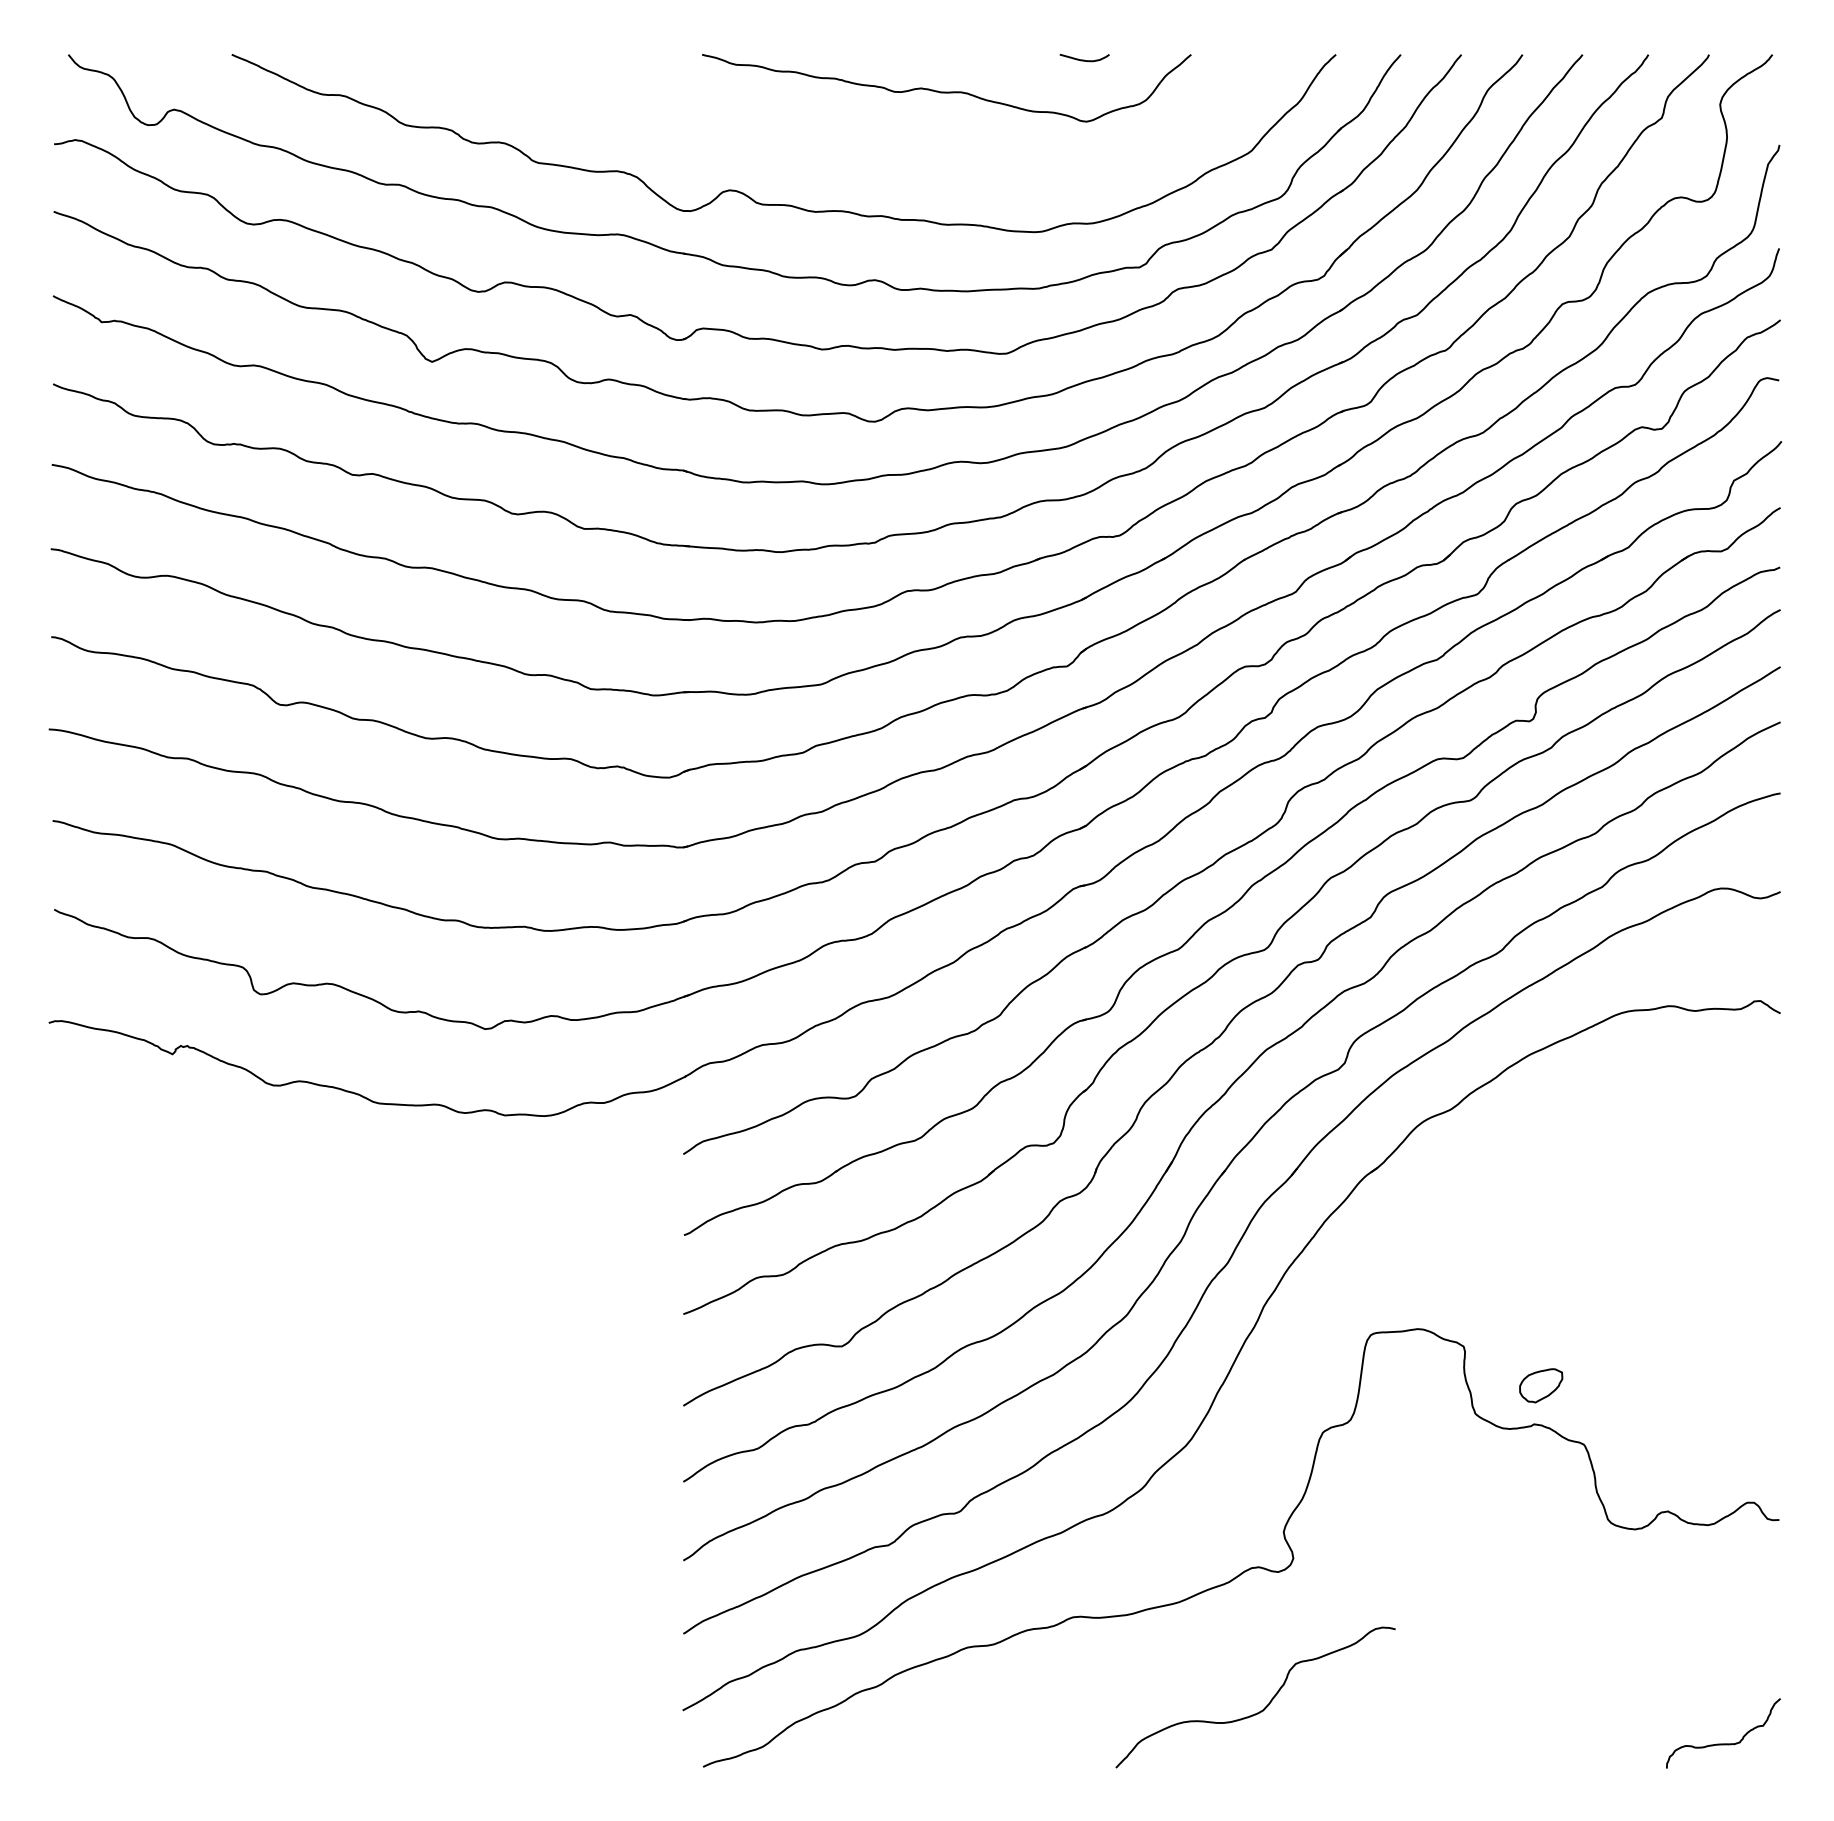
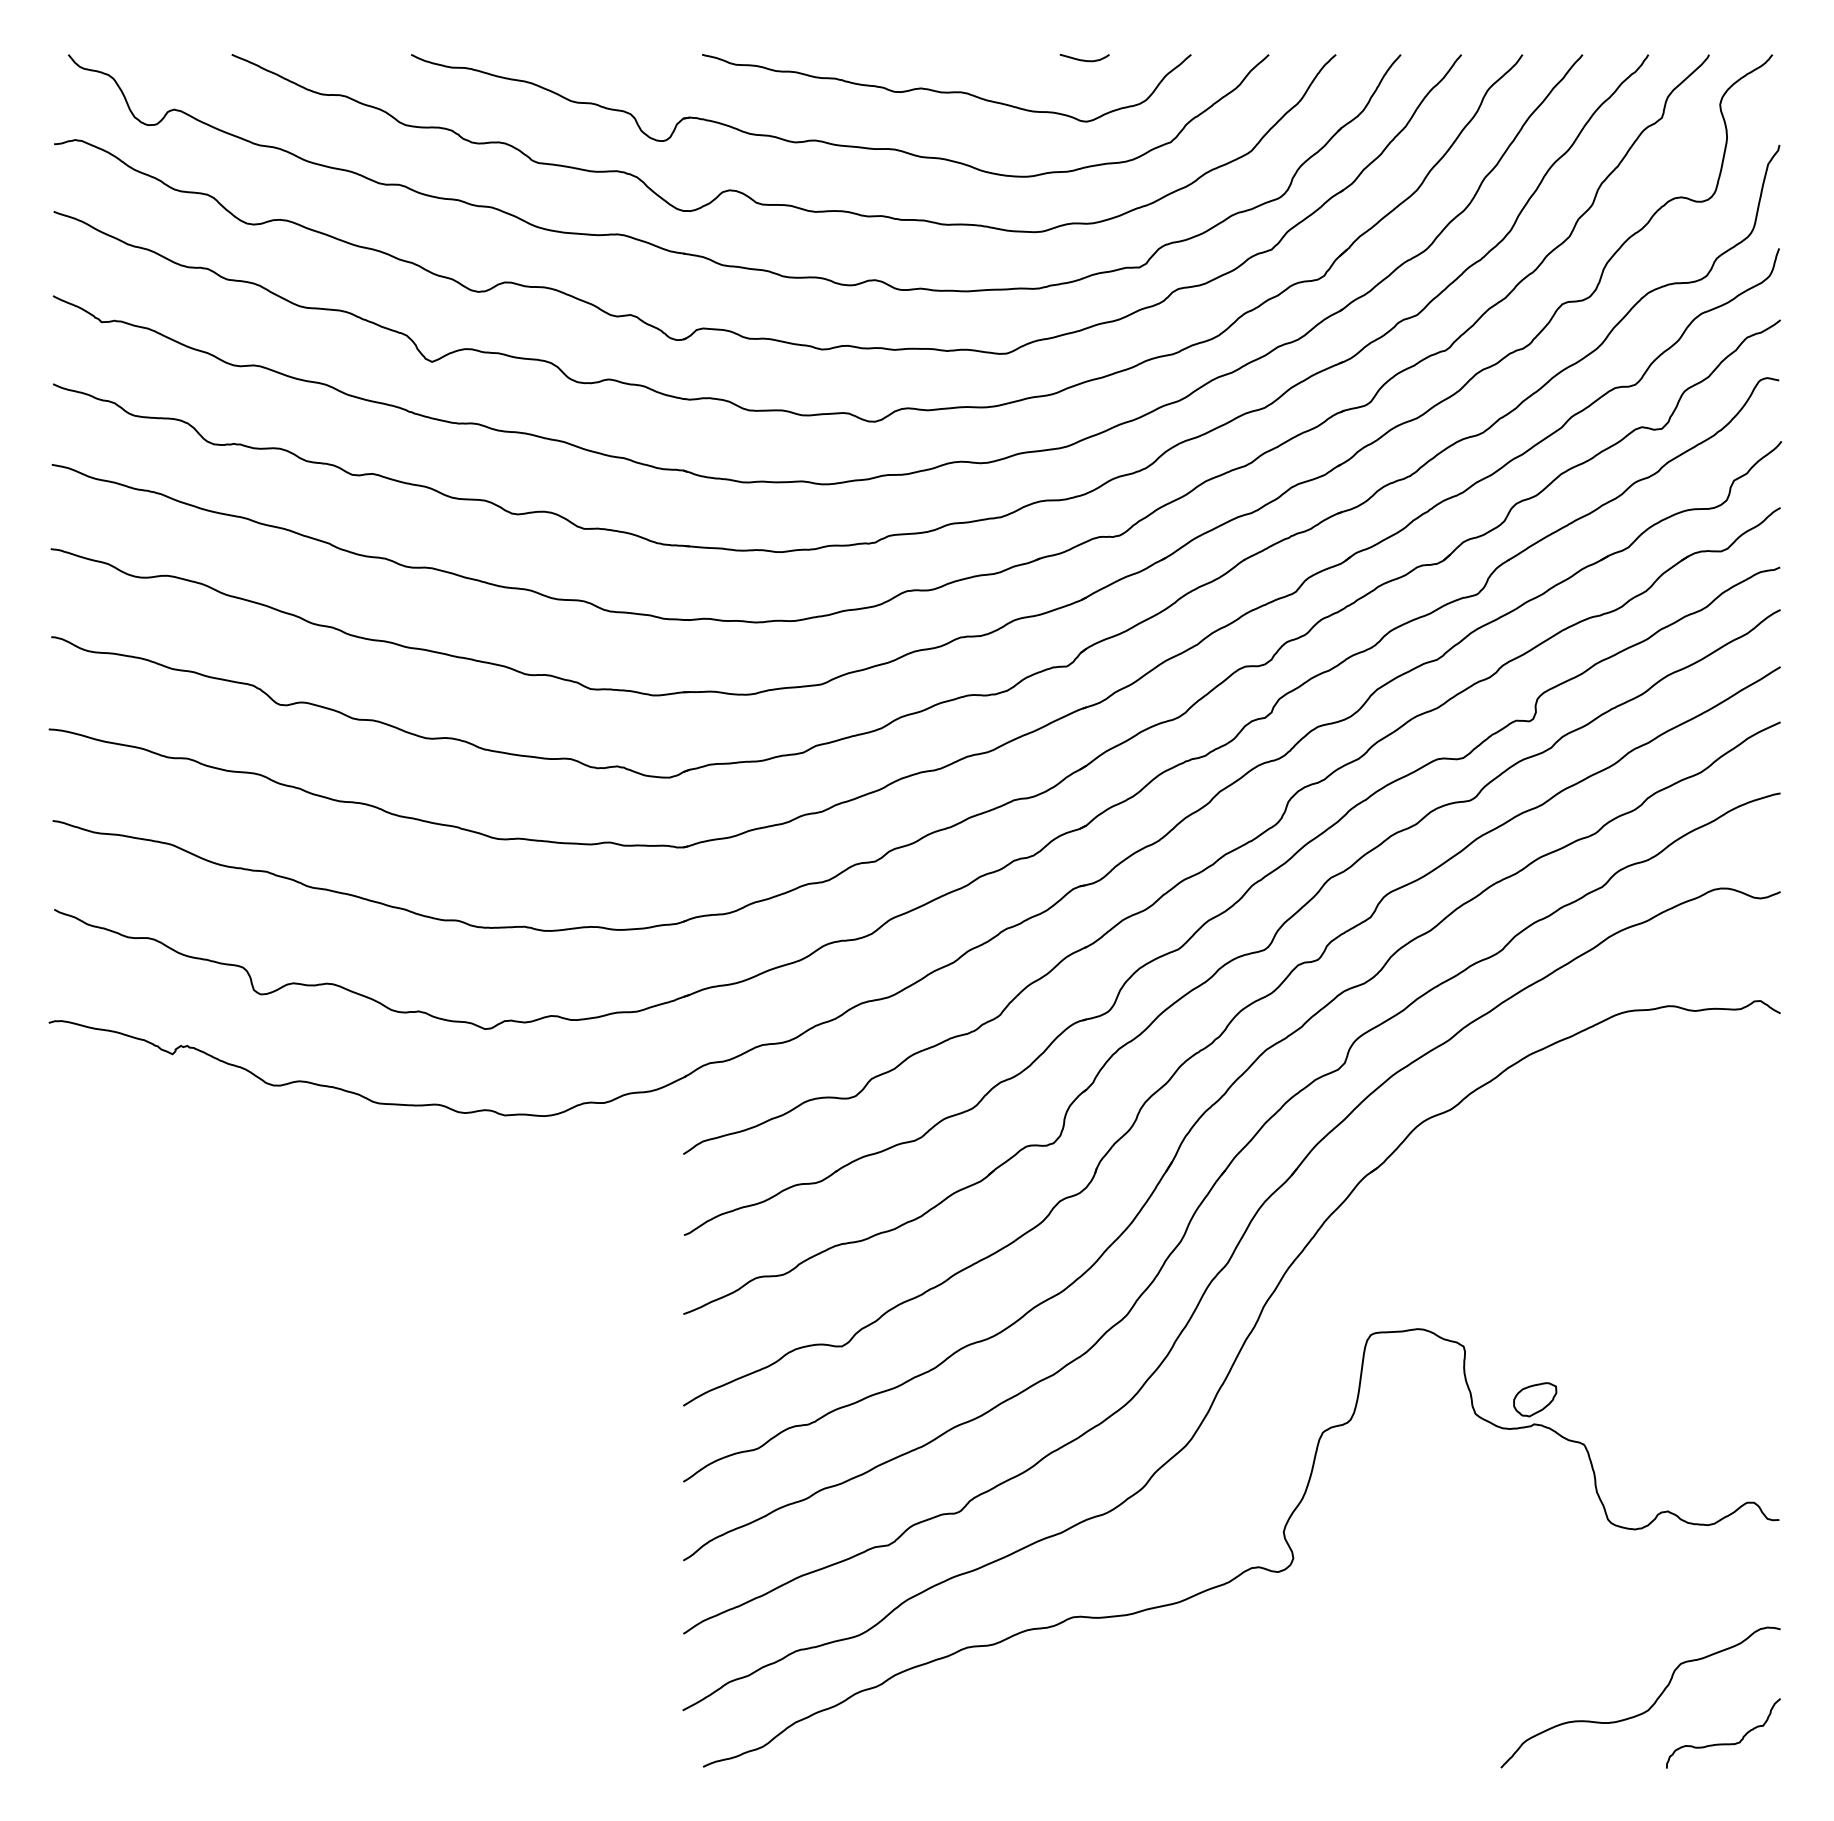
part: none -> present (834, 143)
part position: (1541, 1385) -> (1535, 1399) (1535, 1399)
curve position: (1265, 1706) -> (1650, 1706) (1650, 1706)
